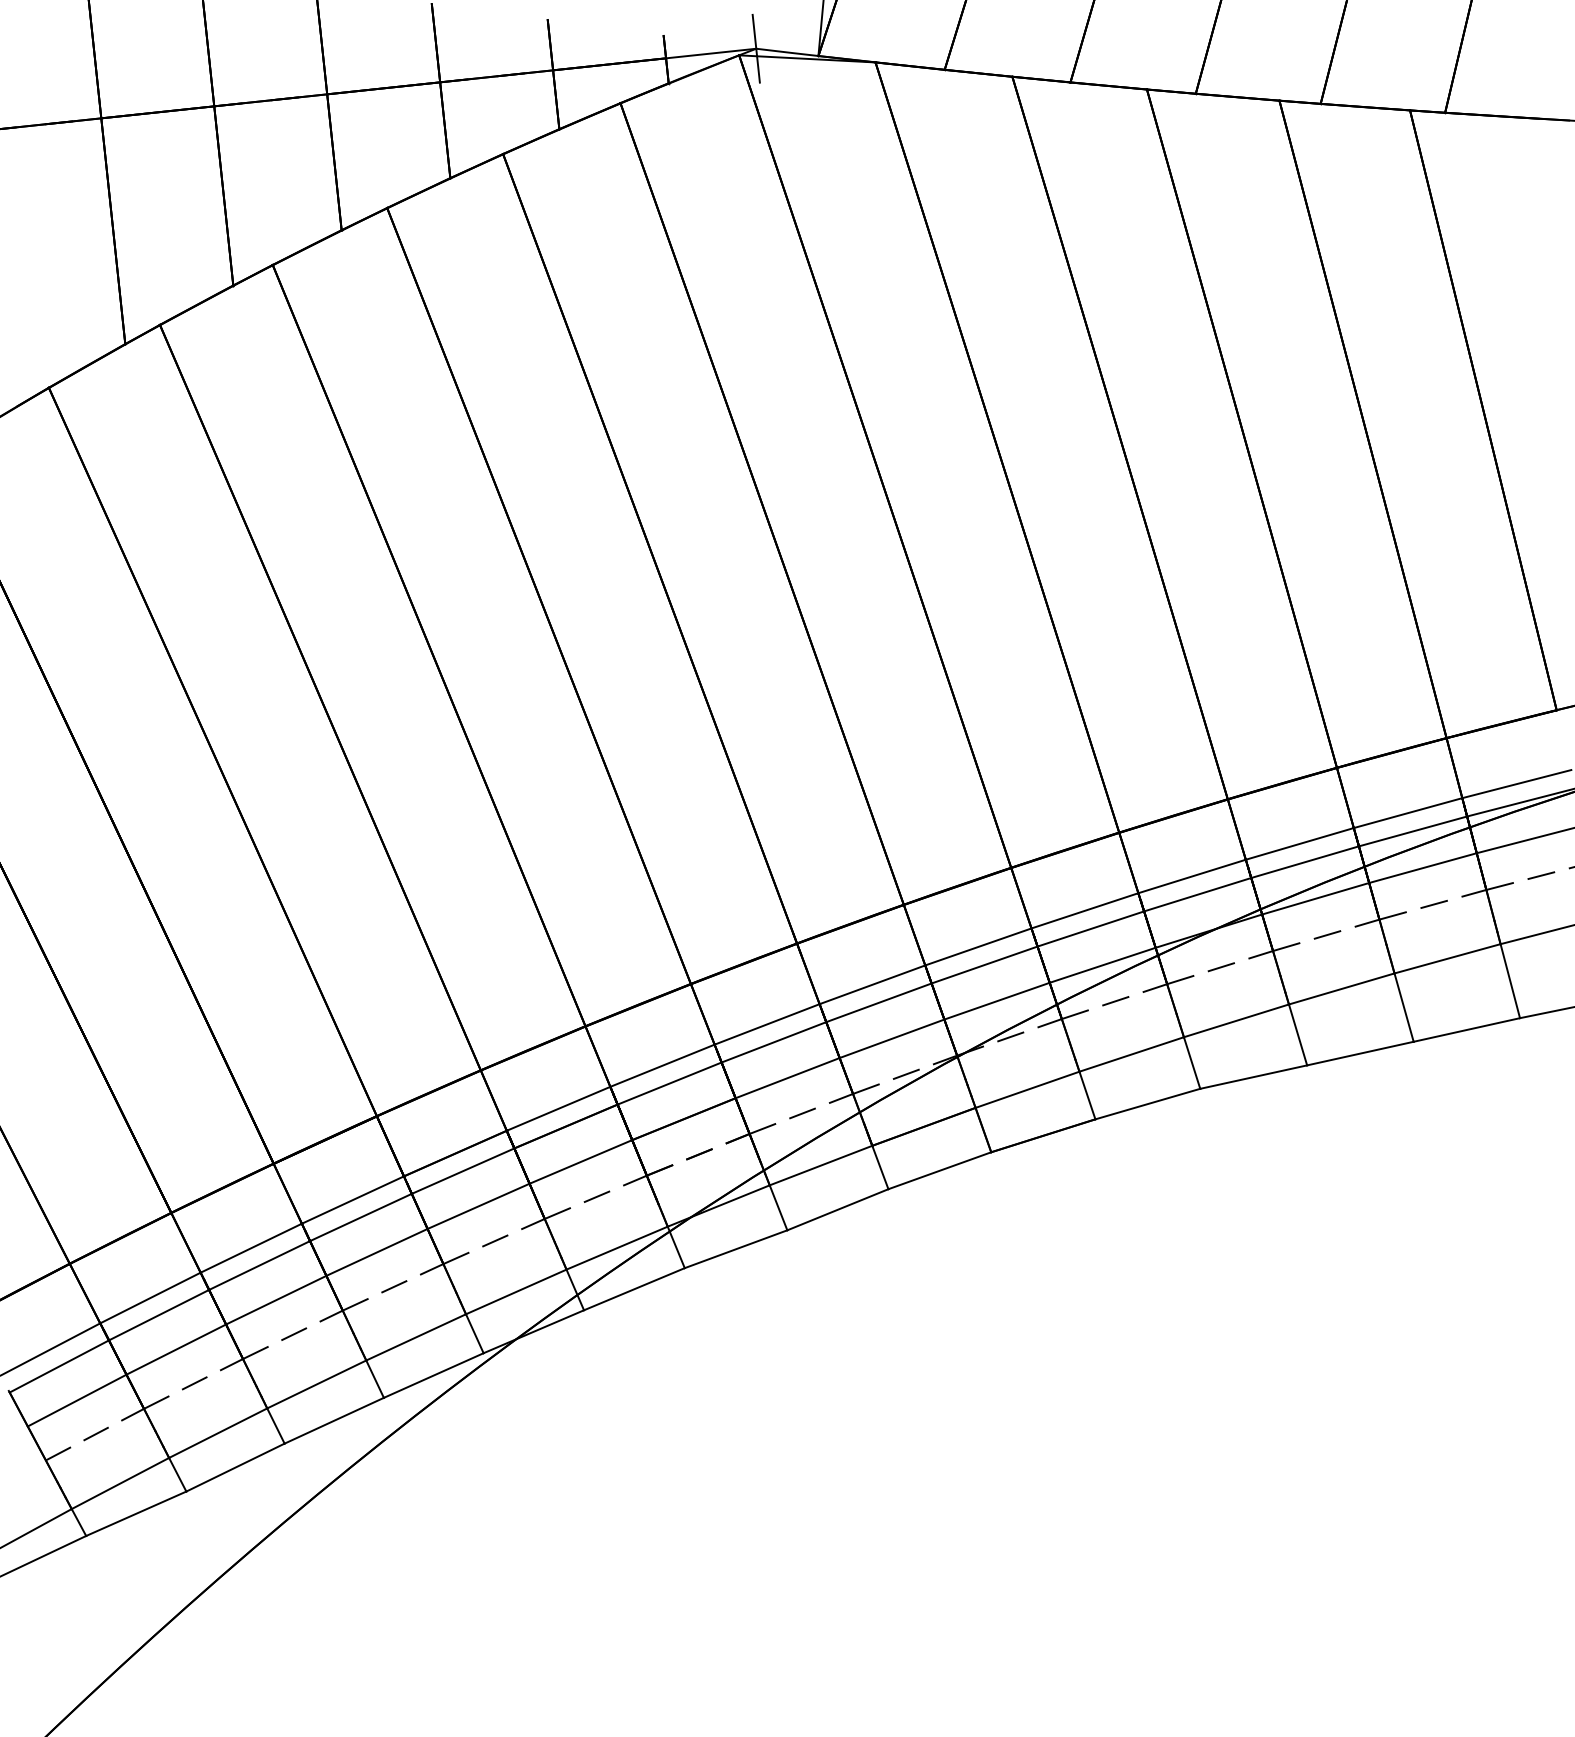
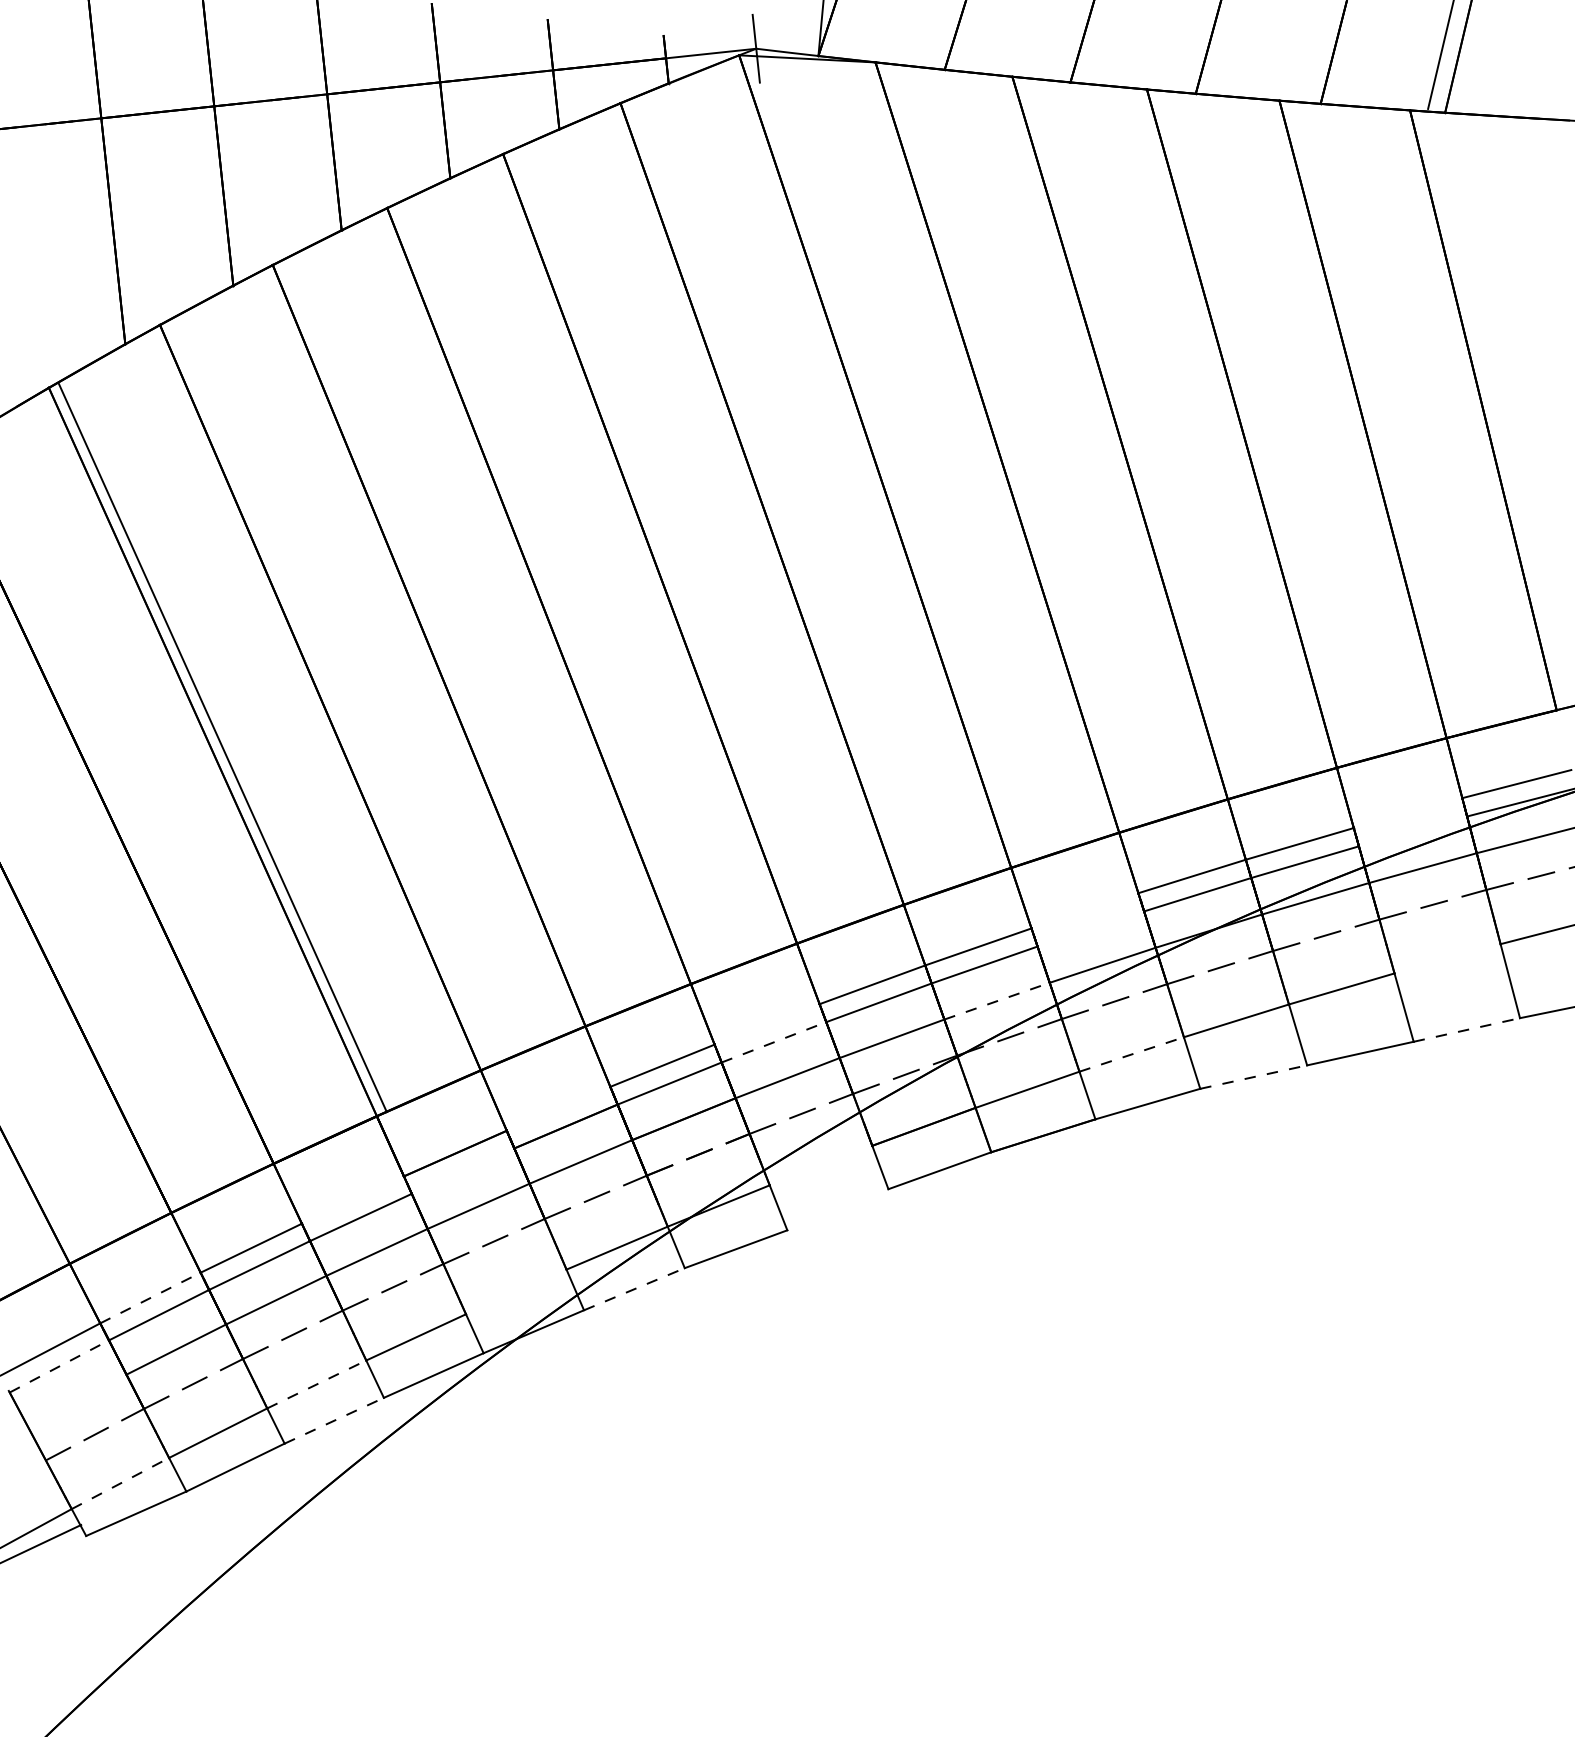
line position: (1458, 57) -> (1440, 55) (1440, 55)
line position: (212, 751) -> (222, 747) (222, 747)
line: present -> none (1407, 813)
line: present -> none (1412, 831)
line: present -> none (1084, 910)
line: present -> none (1090, 928)
line: present -> none (1447, 958)
line: solid -> dashed (997, 1001)
line: present -> none (766, 1024)
line: solid -> dashed (1467, 1029)
line: solid -> dashed (774, 1042)
line: solid -> dashed (1132, 1054)
line: solid -> dashed (1253, 1077)
line: present -> none (558, 1108)
line: present -> none (820, 1165)
line: present -> none (462, 1170)
line: present -> none (352, 1199)
line: present -> none (837, 1209)
line: solid -> dashed (634, 1289)
line: present -> none (516, 1291)
line: solid -> dashed (150, 1297)
line: solid -> dashed (59, 1366)
line: solid -> dashed (317, 1384)
line: present -> none (76, 1400)
line: solid -> dashed (334, 1420)
line: solid -> dashed (120, 1483)
line position: (44, 1555) -> (41, 1543) (41, 1543)
